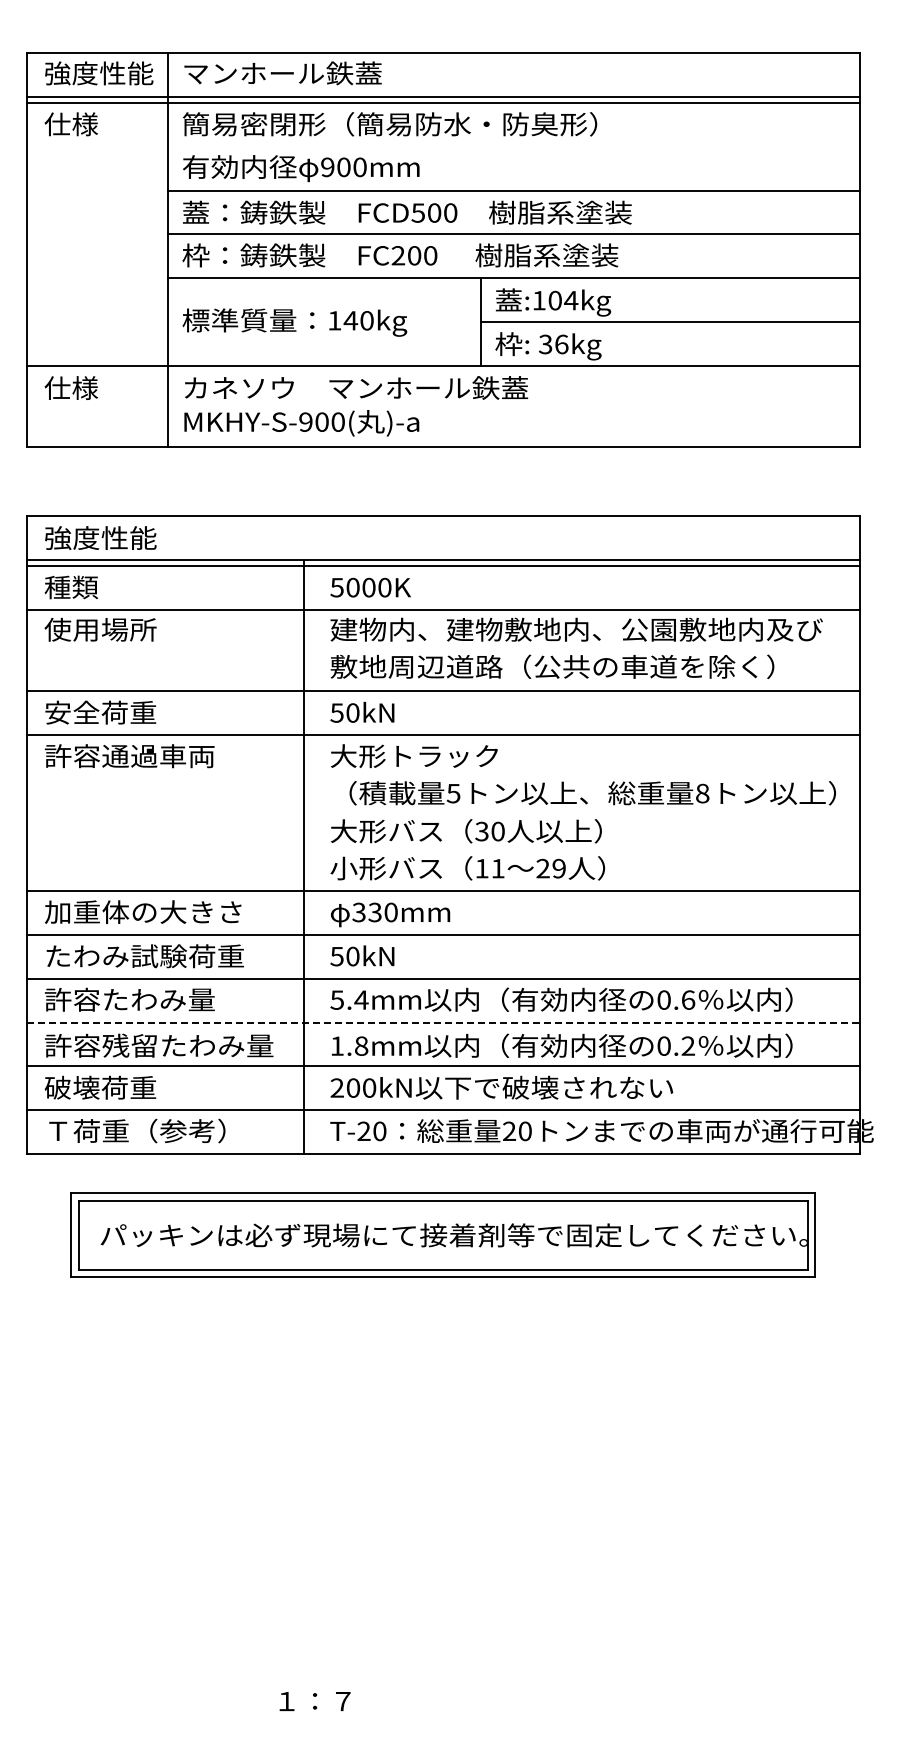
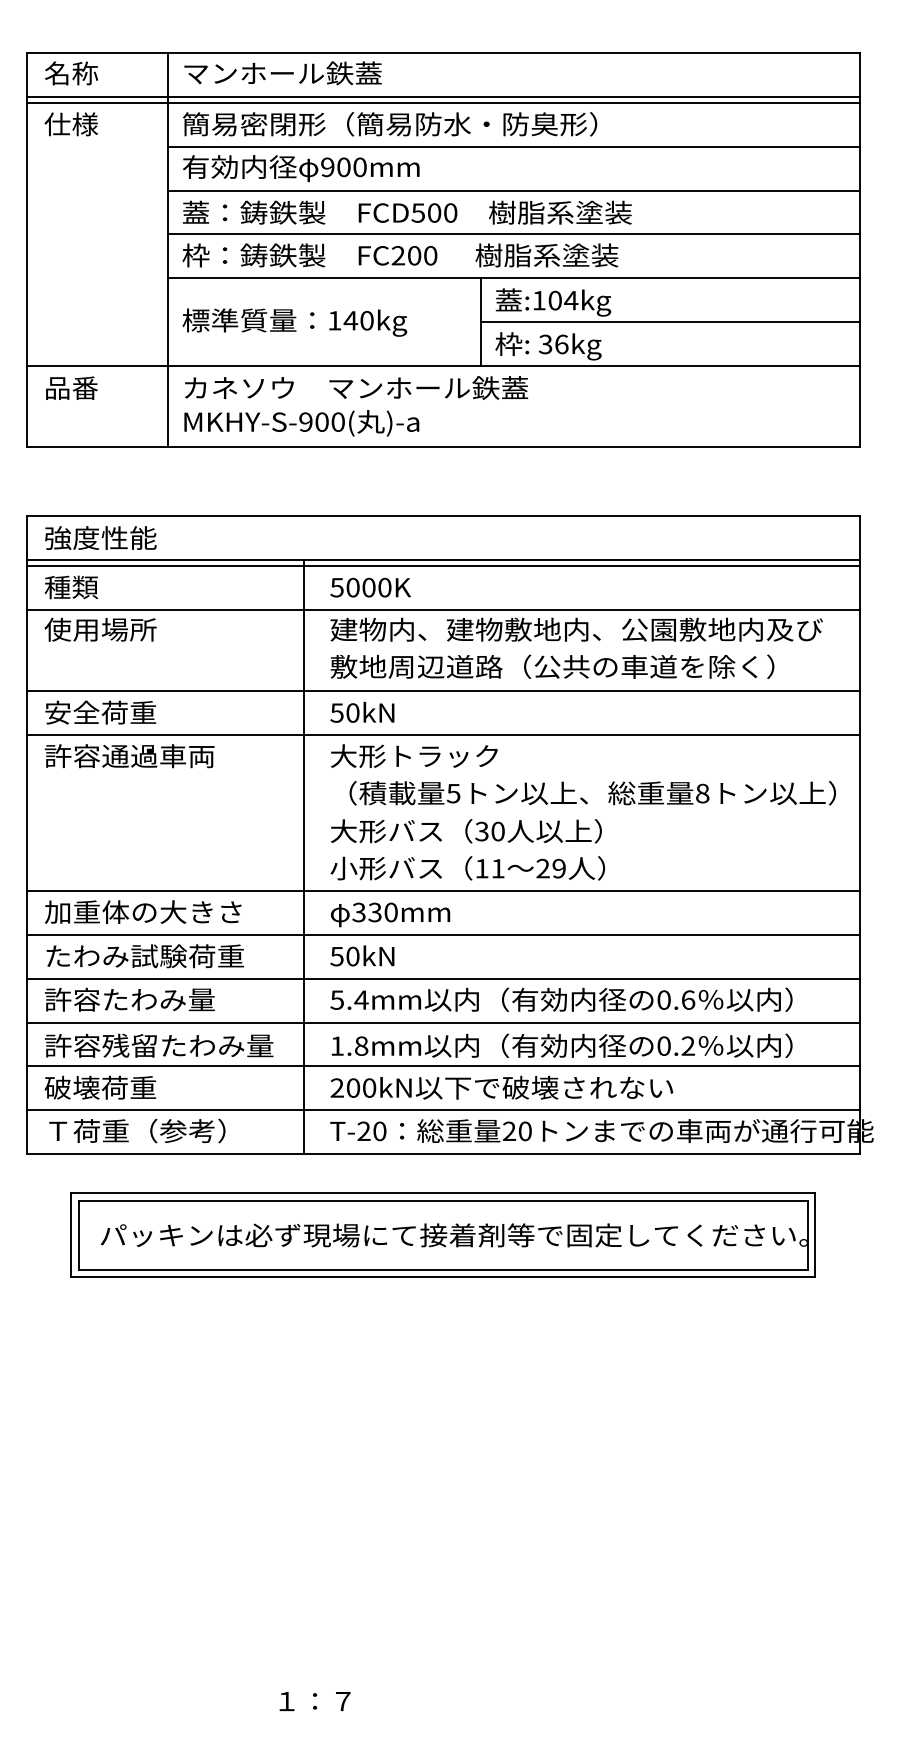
text: 強度性能 -> 名称 (99, 73)
line: none -> present (513, 146)
text: 仕様 -> 品番 (71, 387)
line: dashed -> solid (443, 1022)
